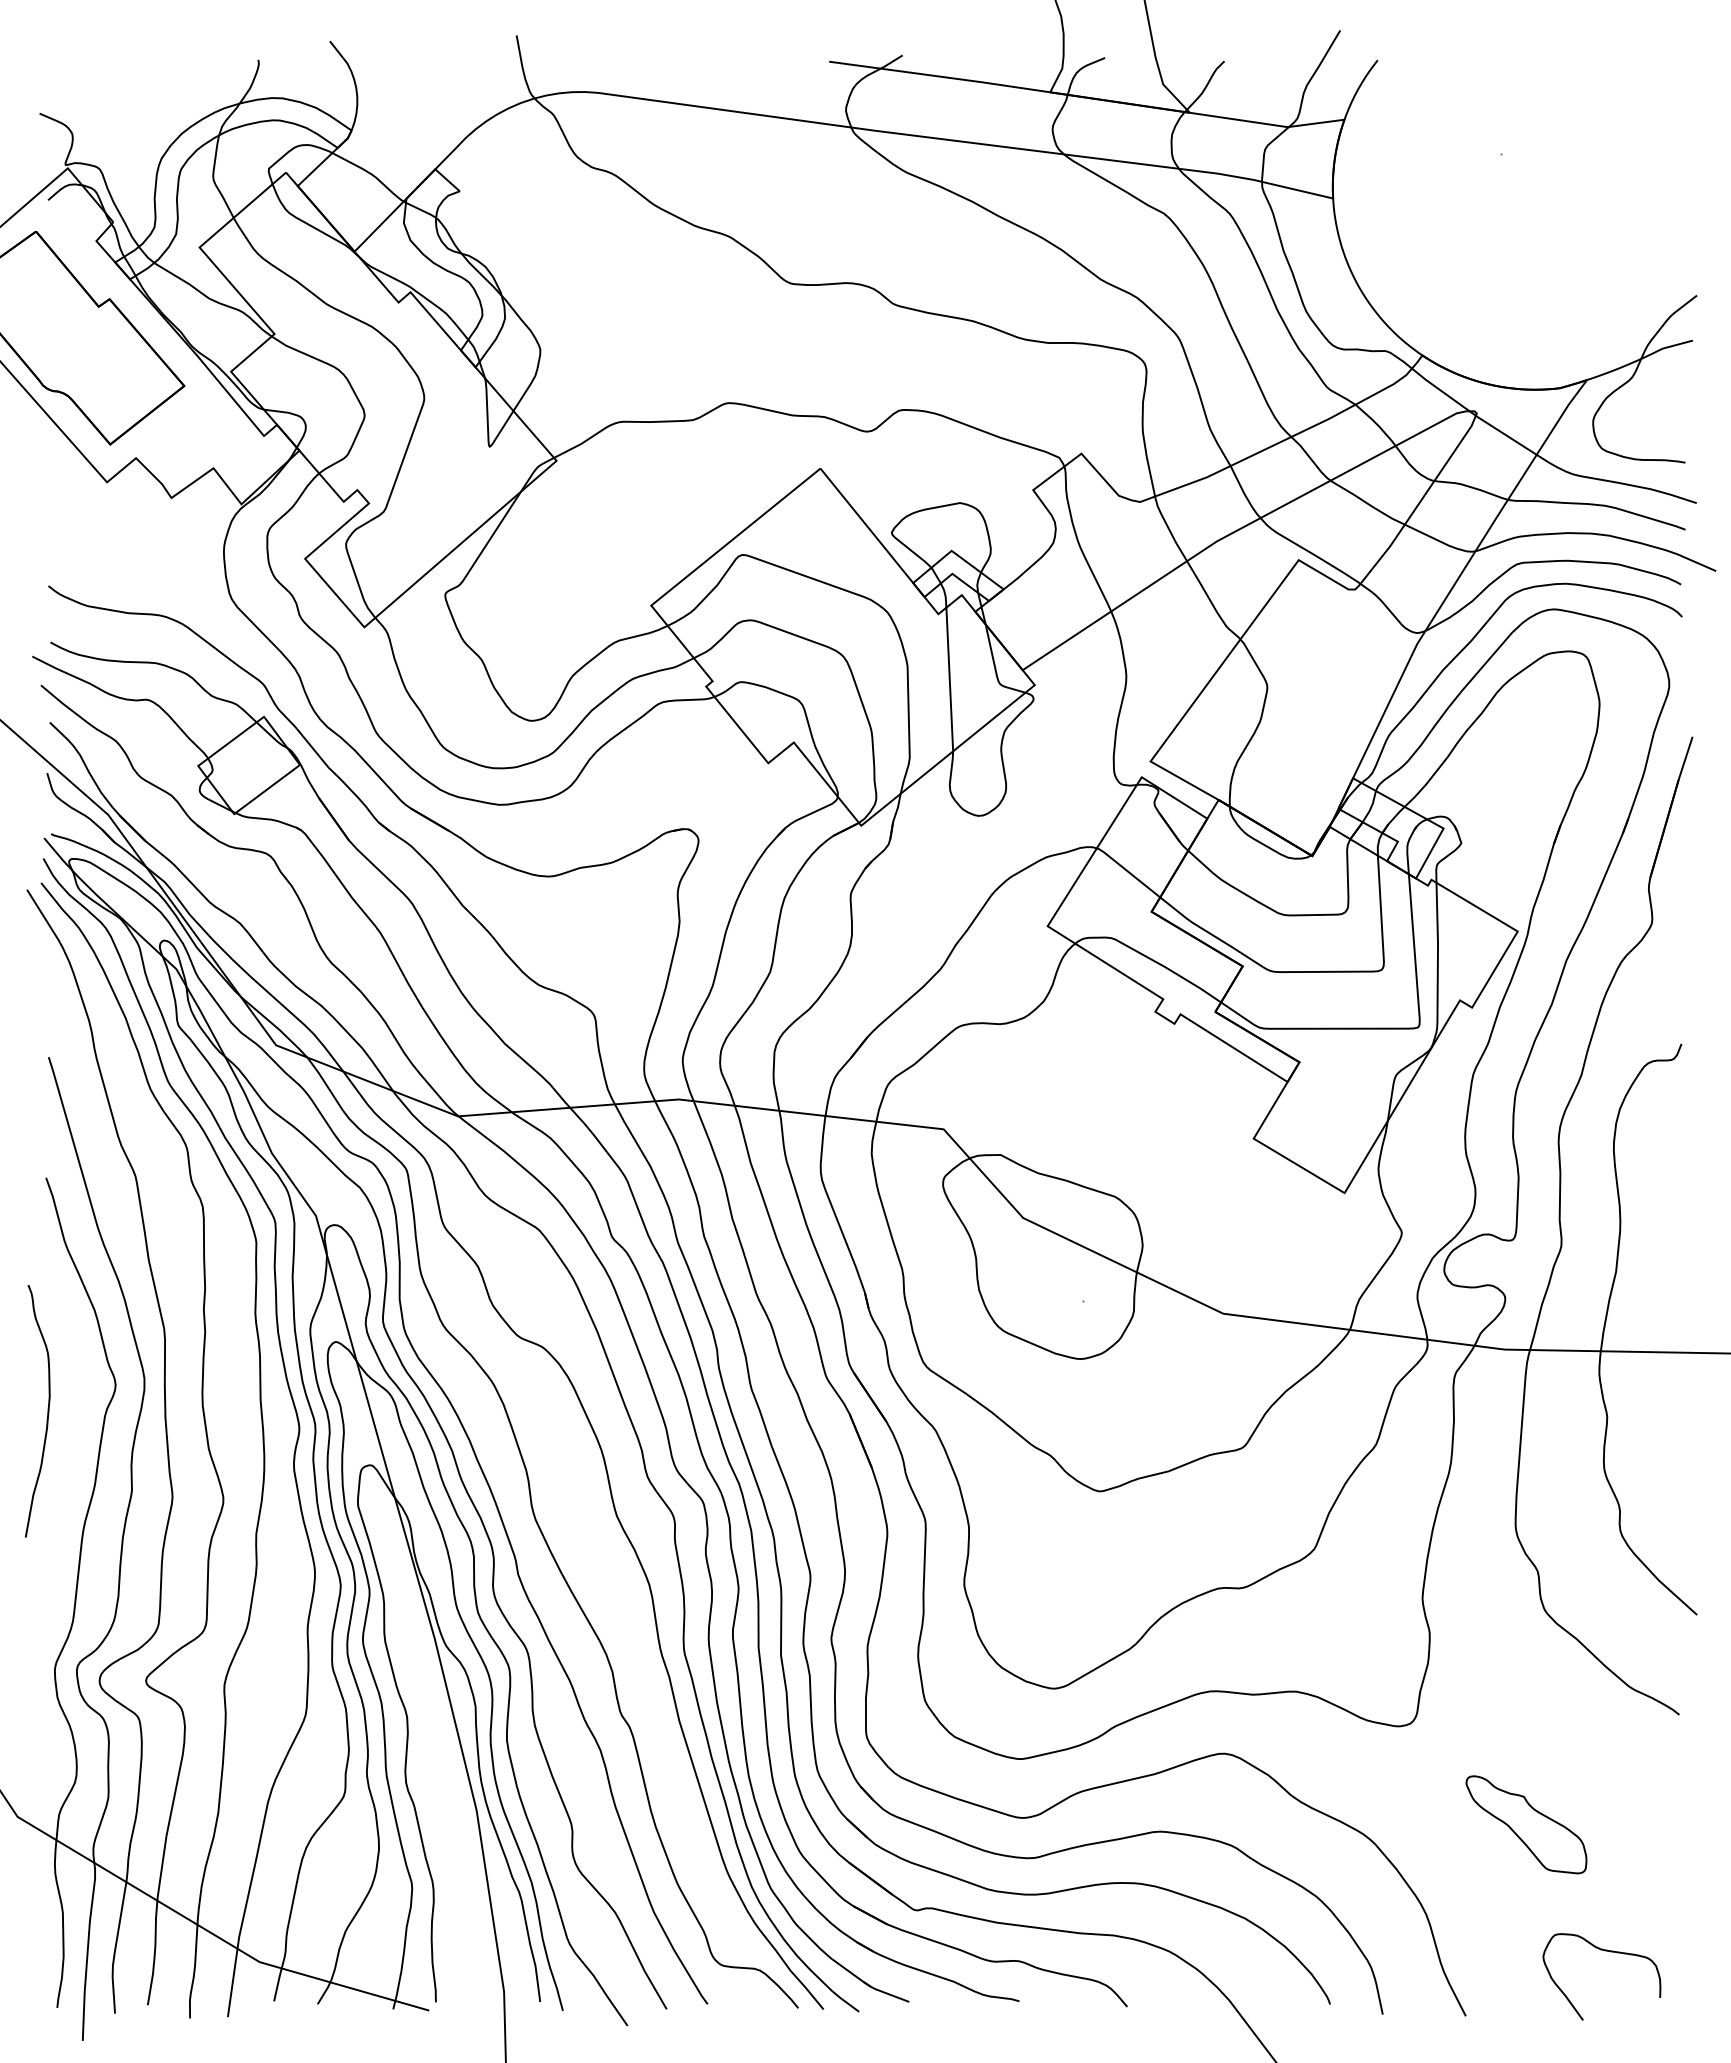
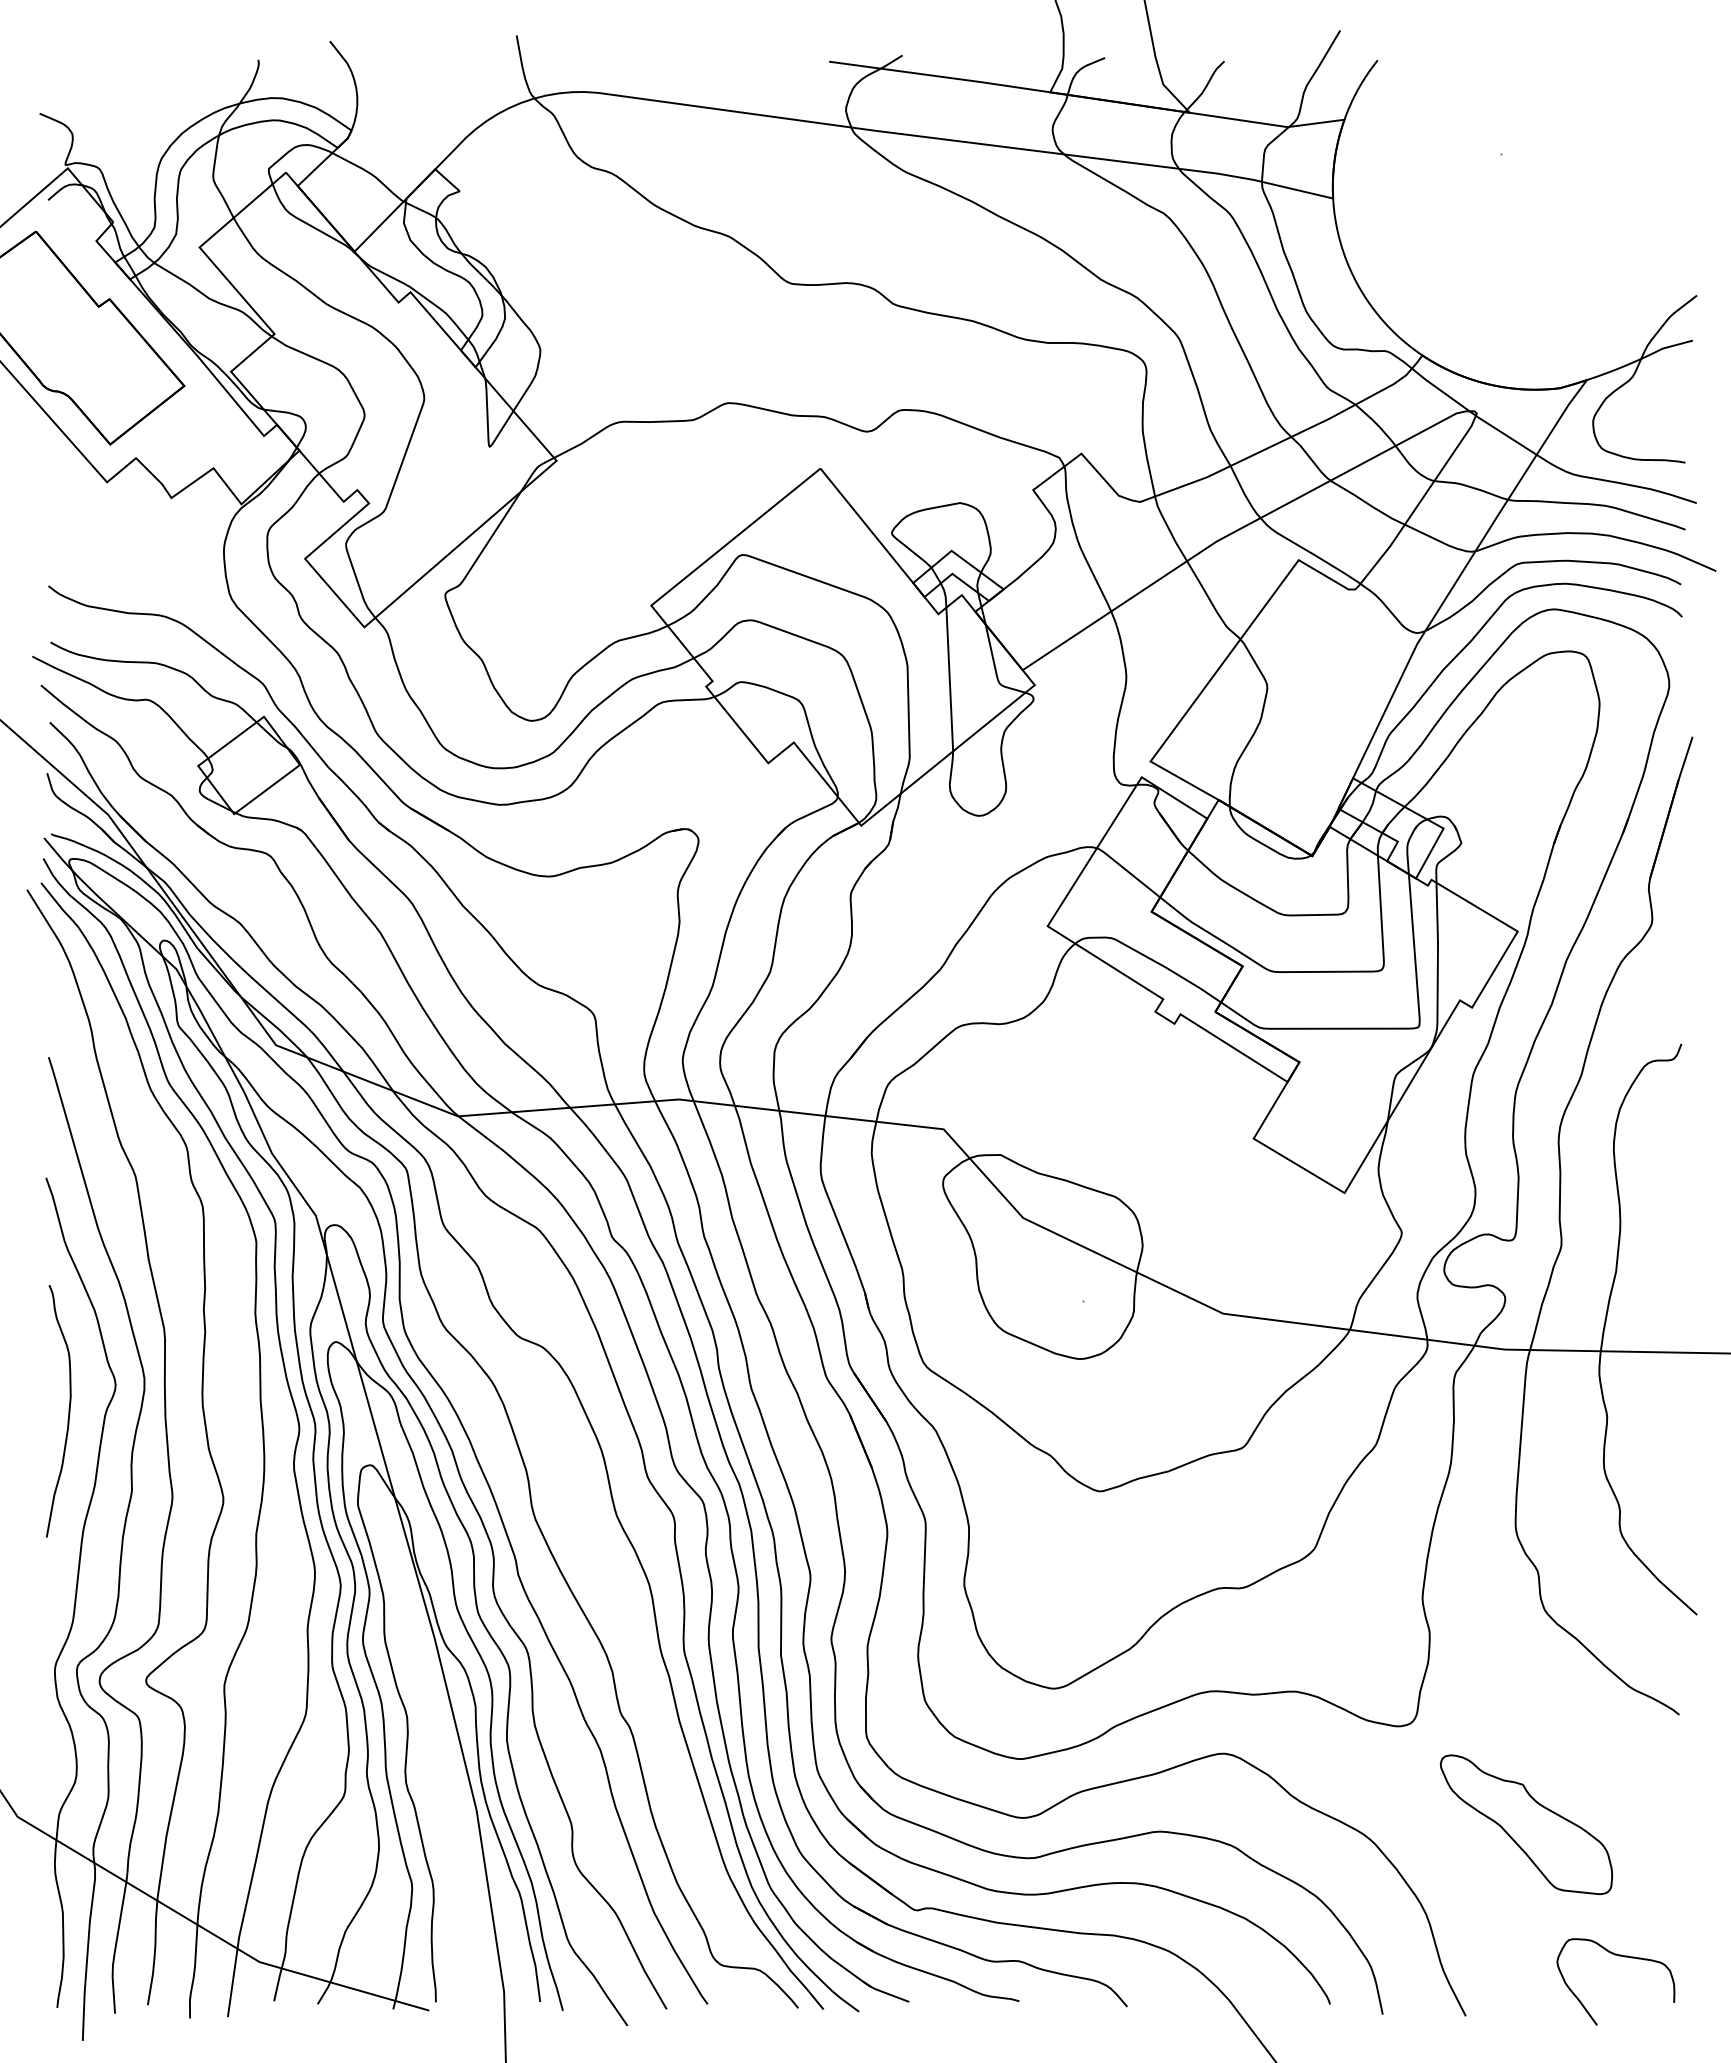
curve position: (47, 1411) -> (68, 1411) (68, 1411)
part size: 123x100 px -> 173x142 px (1526, 1824)
curve position: (1604, 1951) -> (1618, 1956) (1618, 1956)
